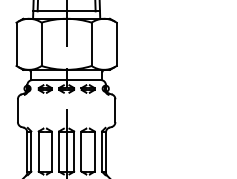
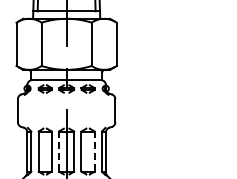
line: solid -> dashed (59, 151)
line: solid -> dashed (94, 151)
